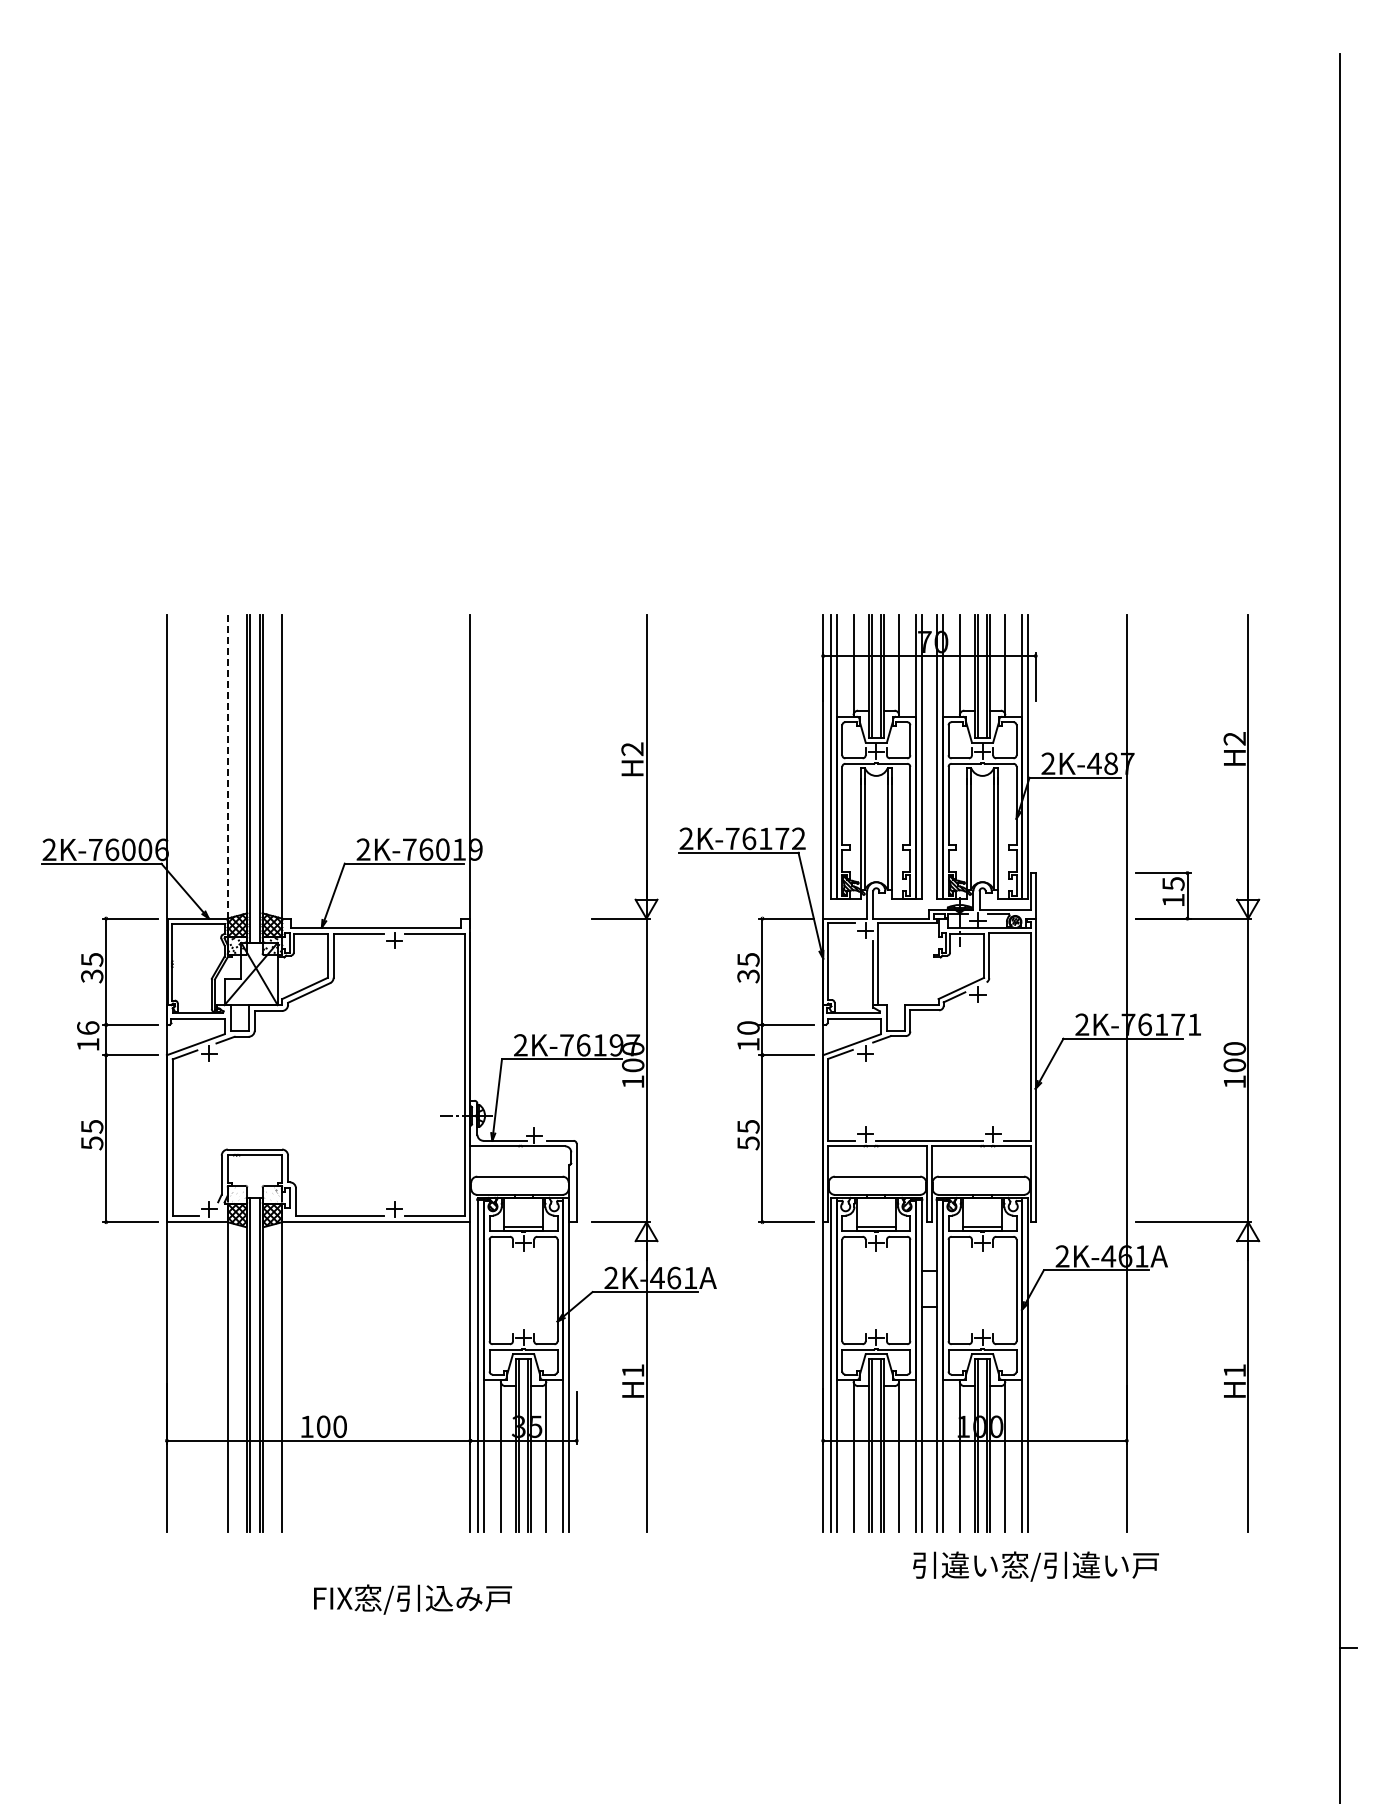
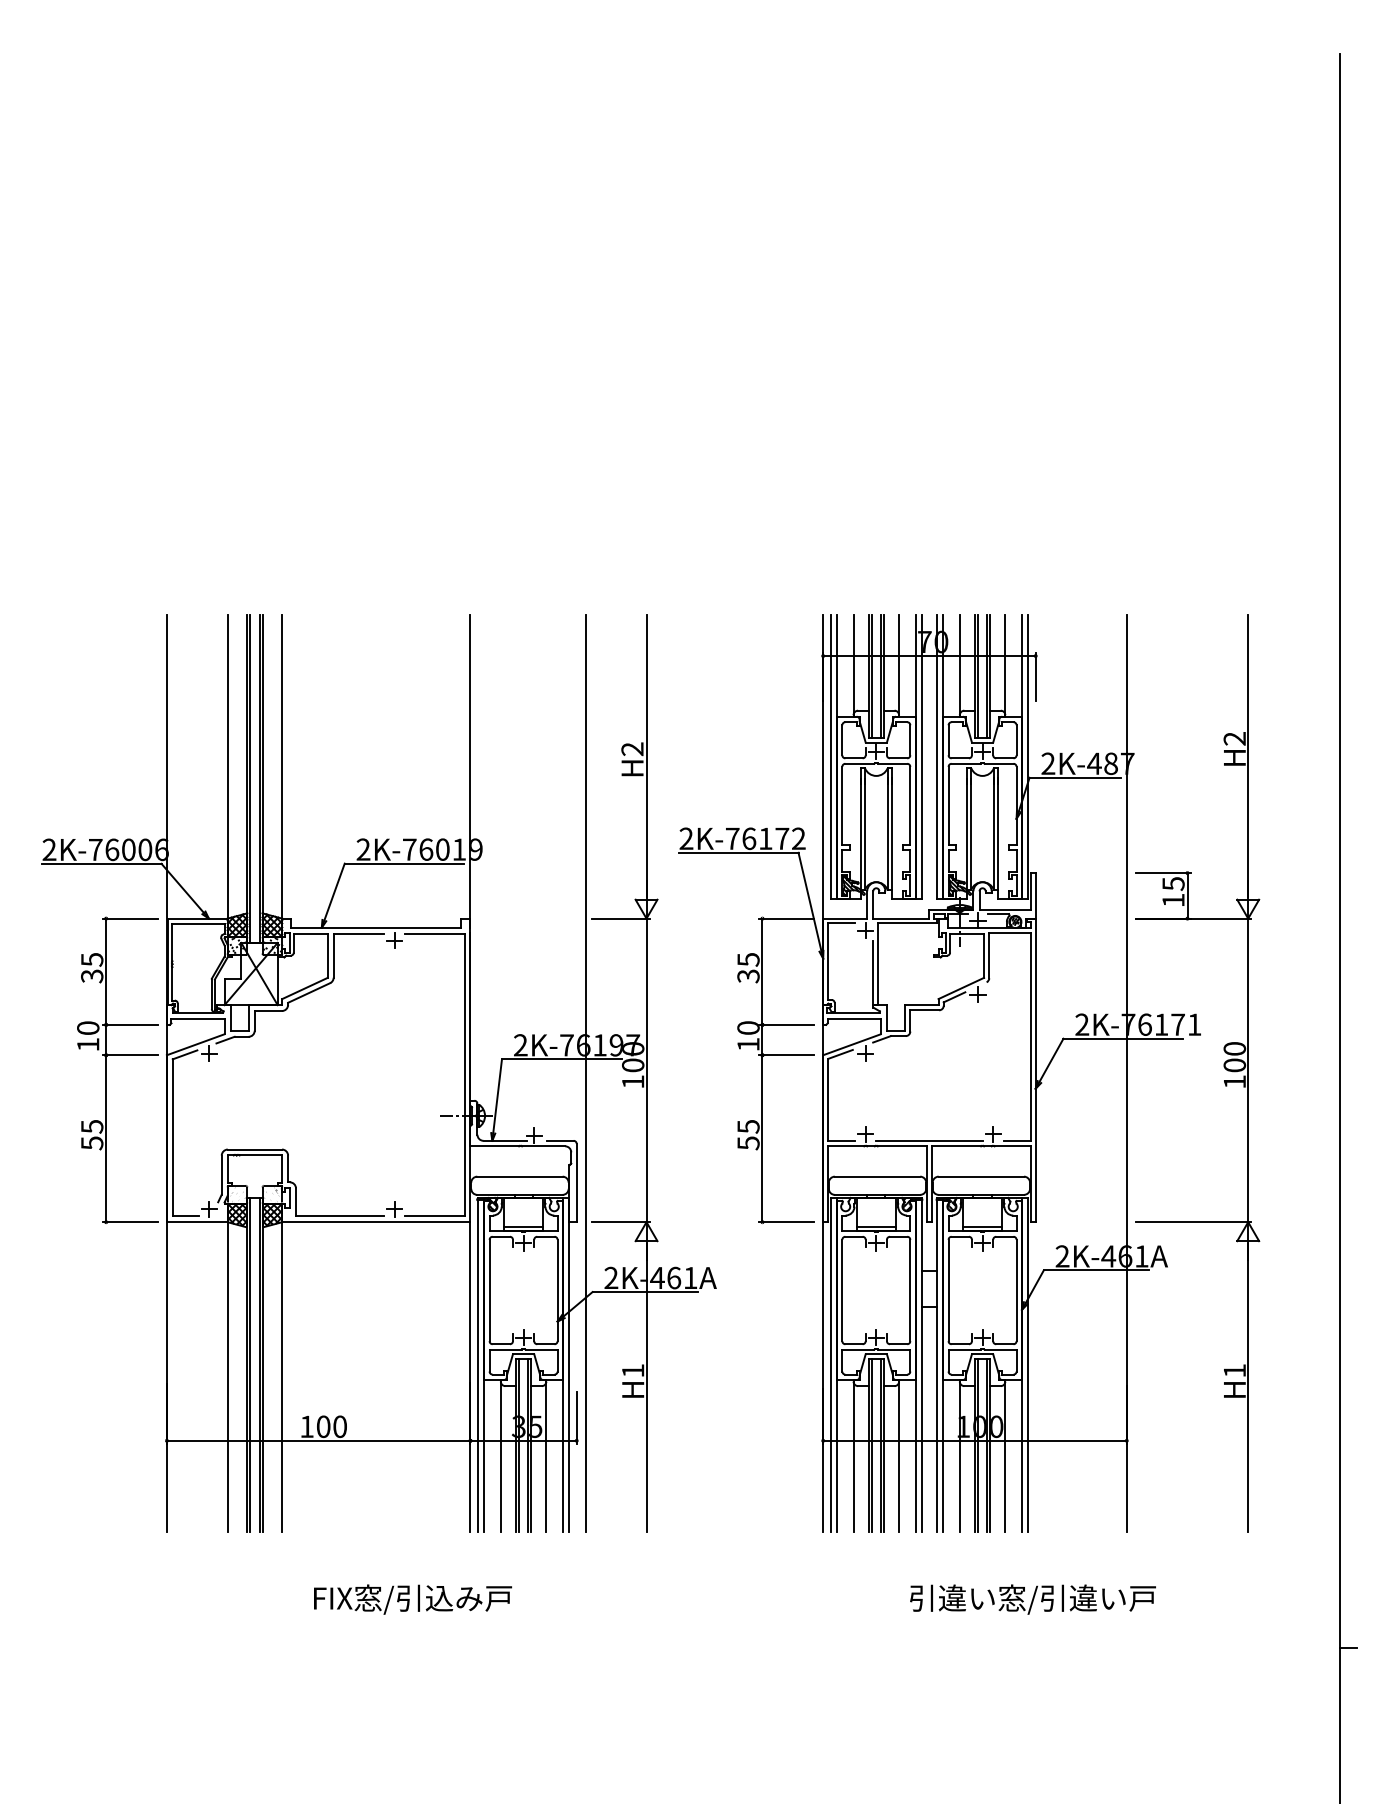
line: dashed -> solid (227, 766)
text: 16 -> 10 (88, 1027)
line: none -> present (585, 1073)
text position: (1035, 1566) -> (1032, 1599) (1032, 1599)
